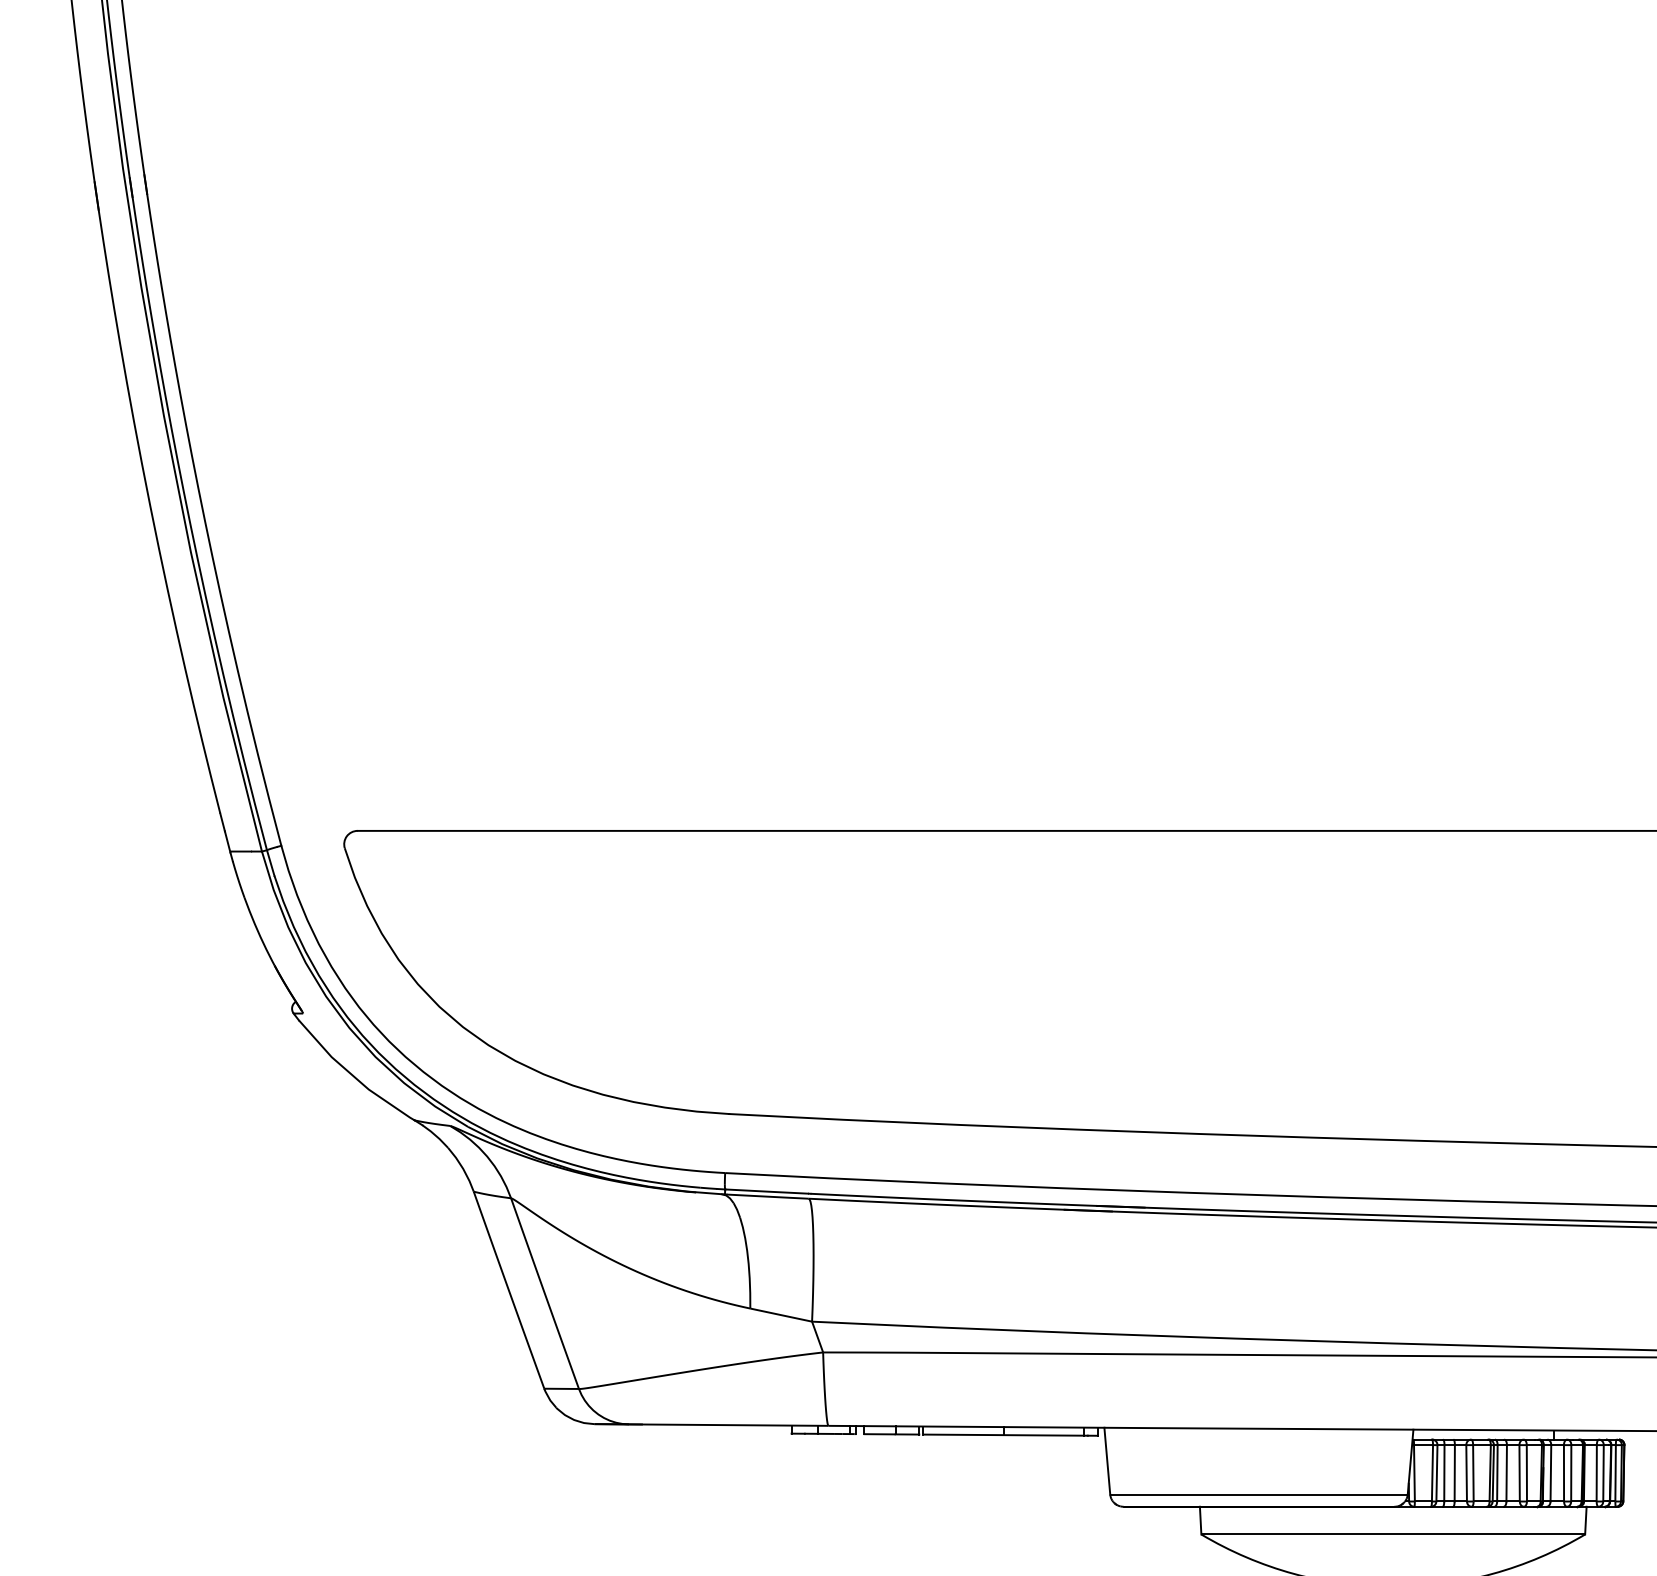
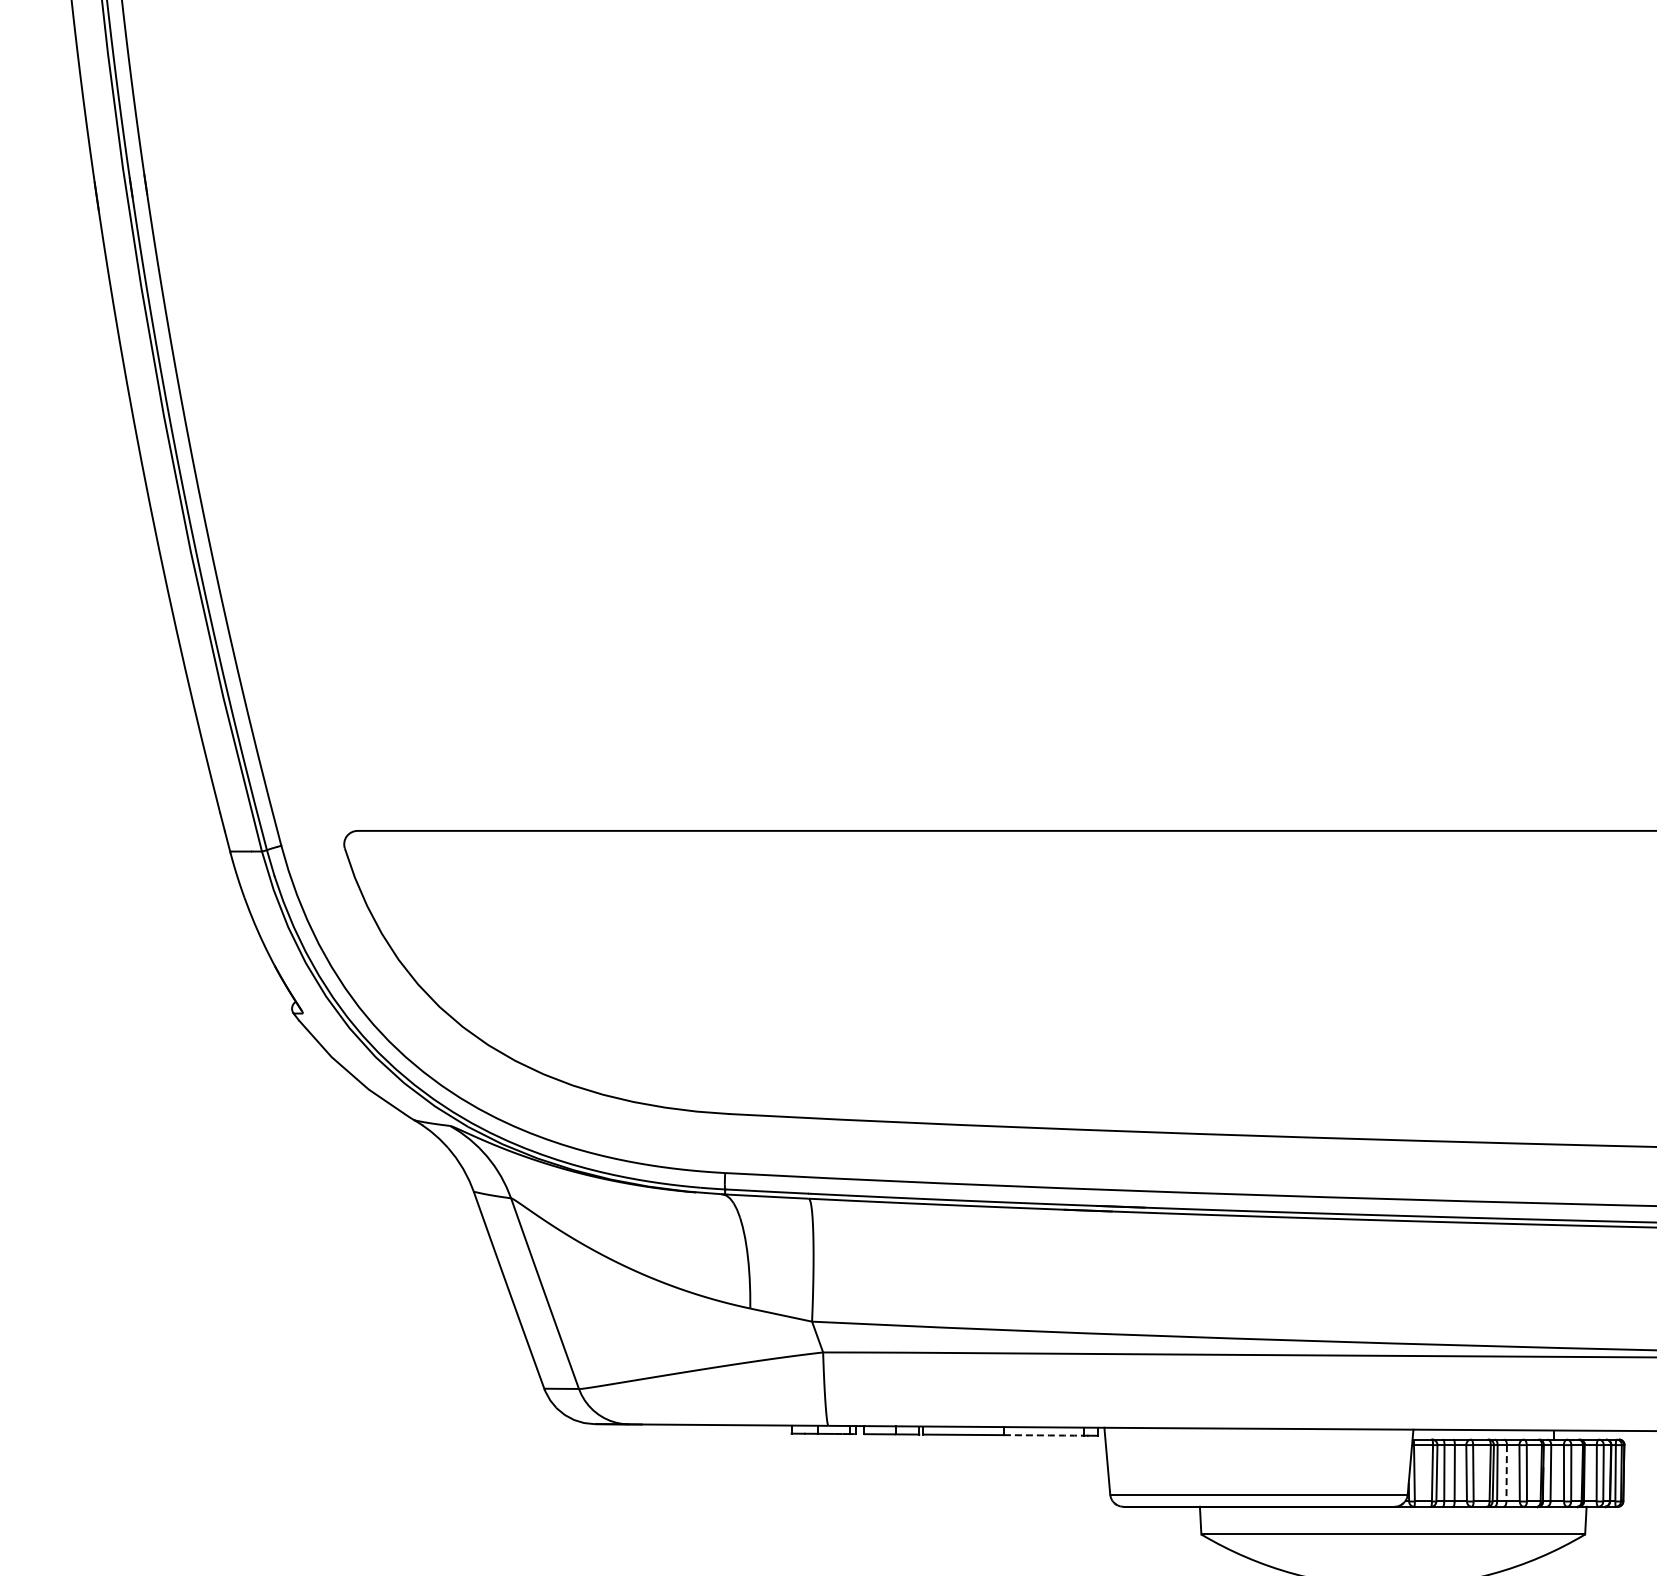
arc: solid -> dashed (1044, 1435)
line: solid -> dashed (1506, 1473)
